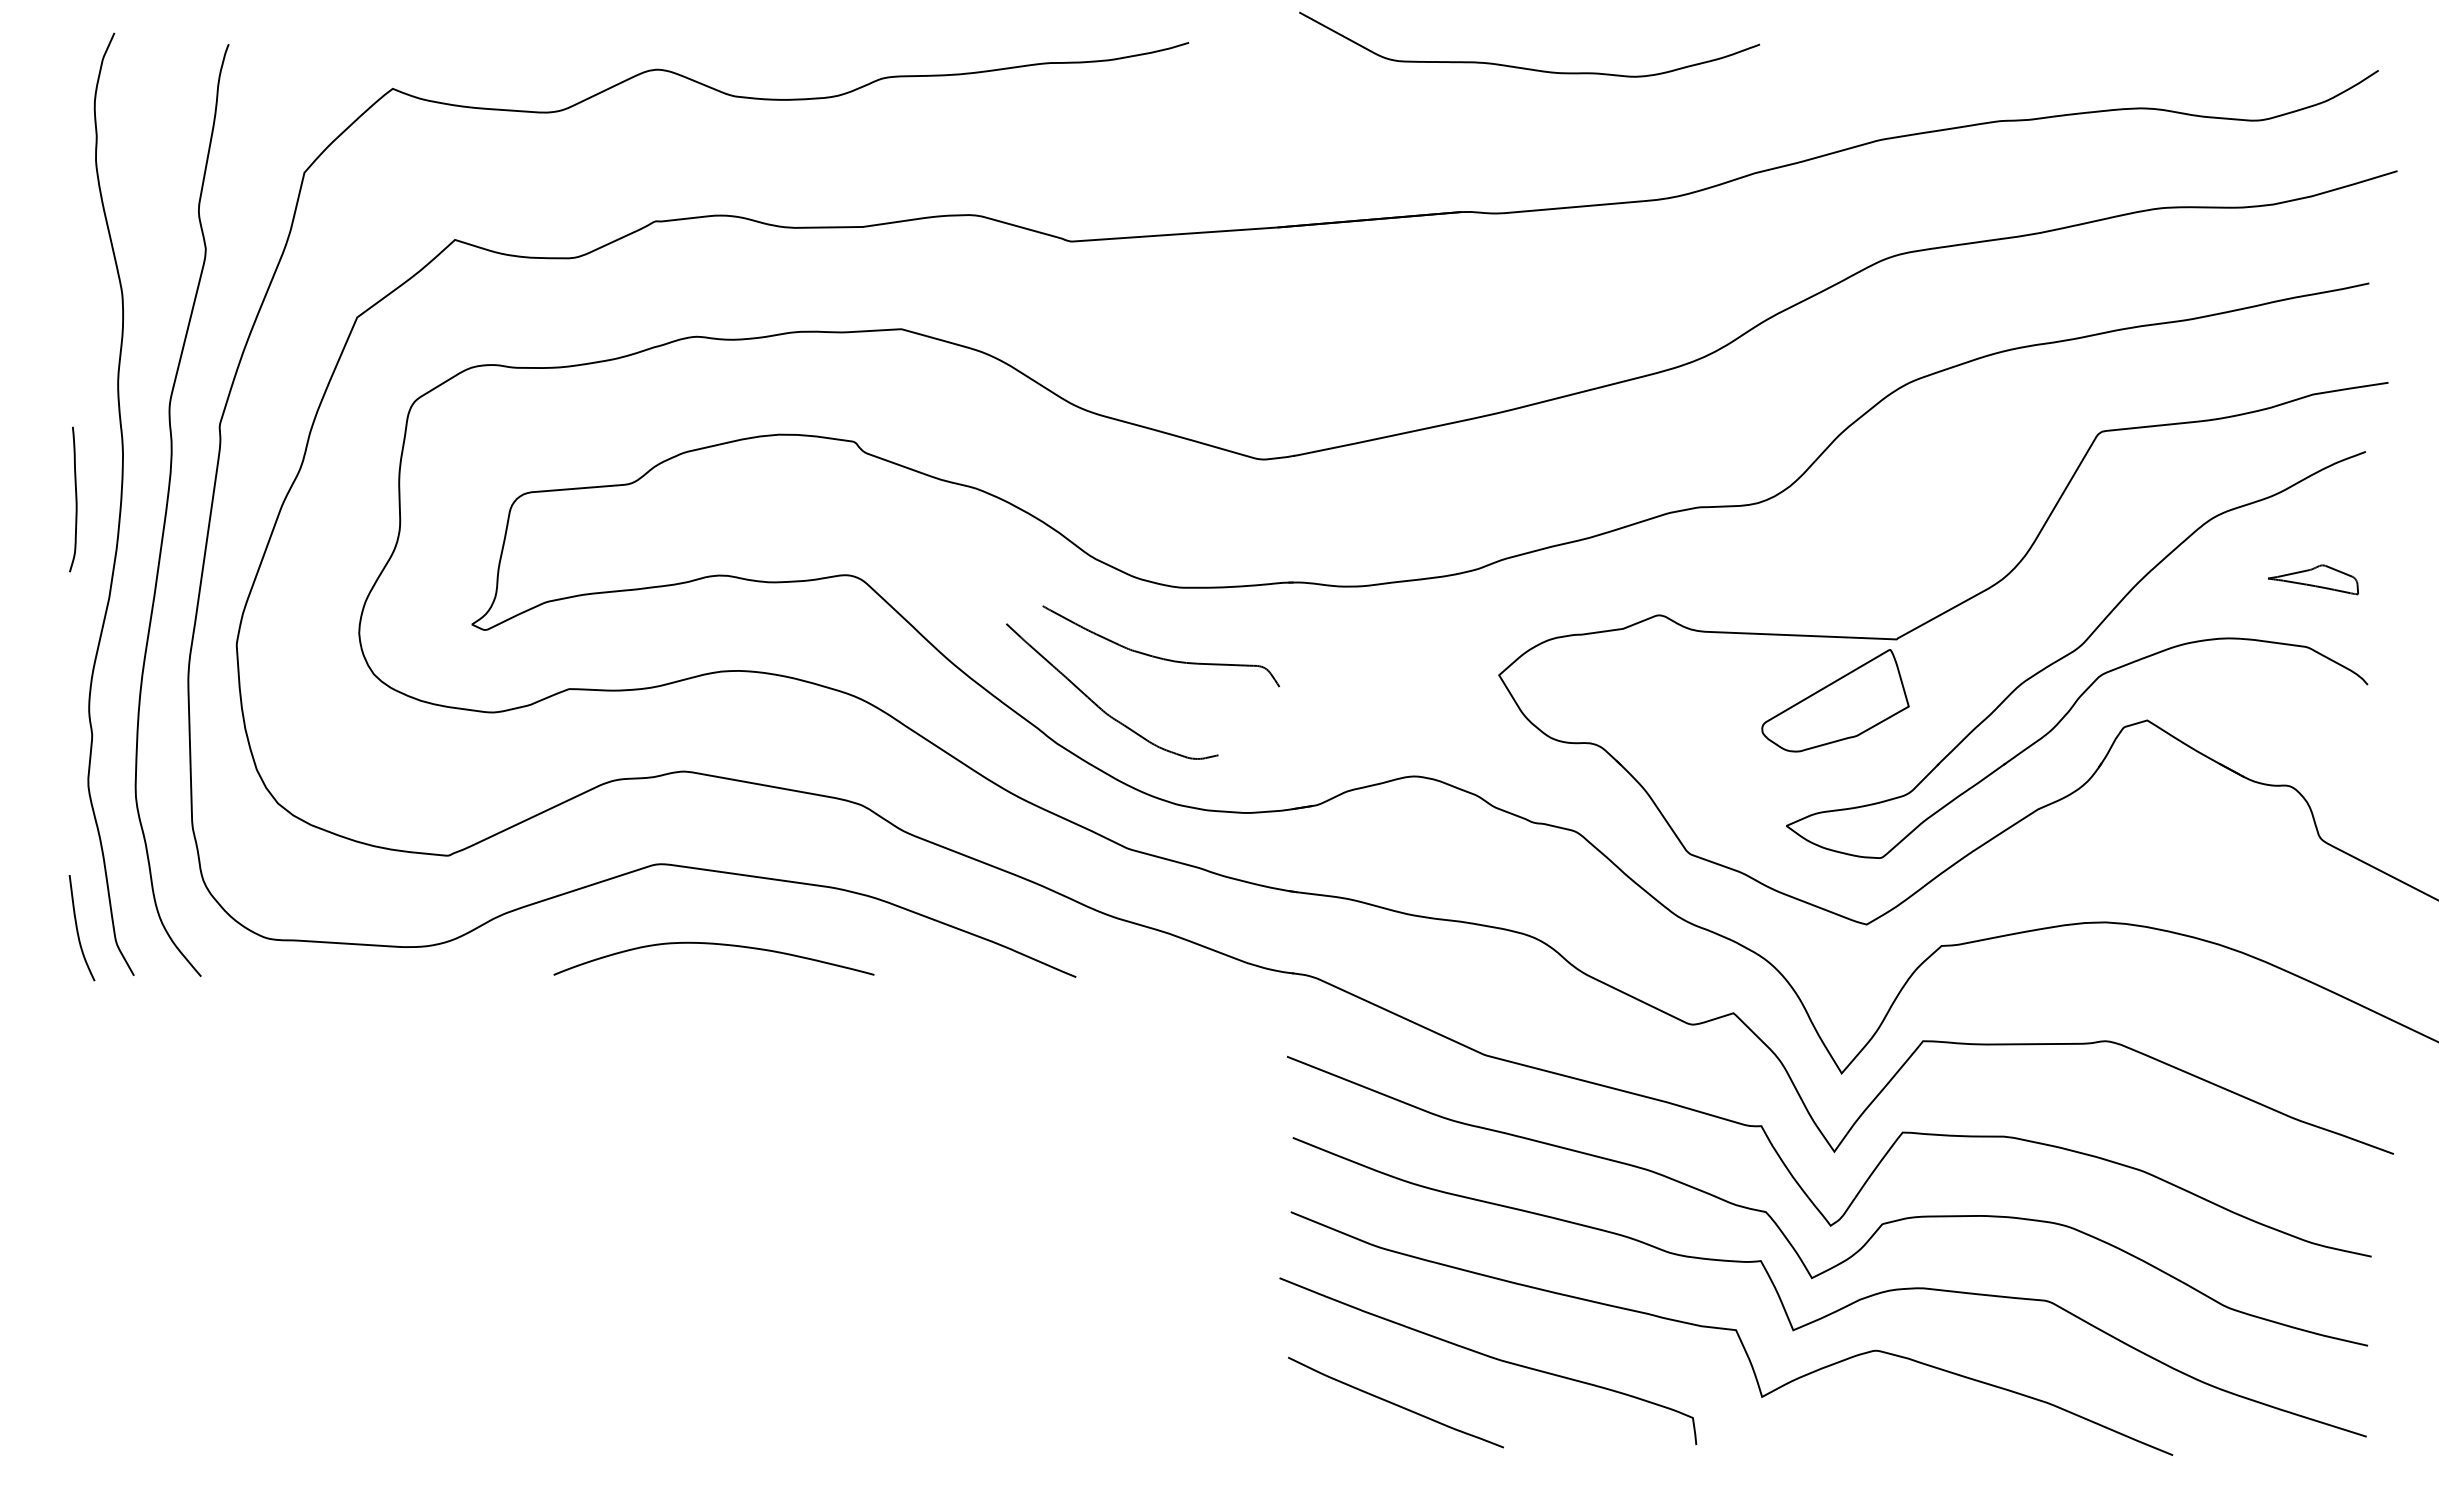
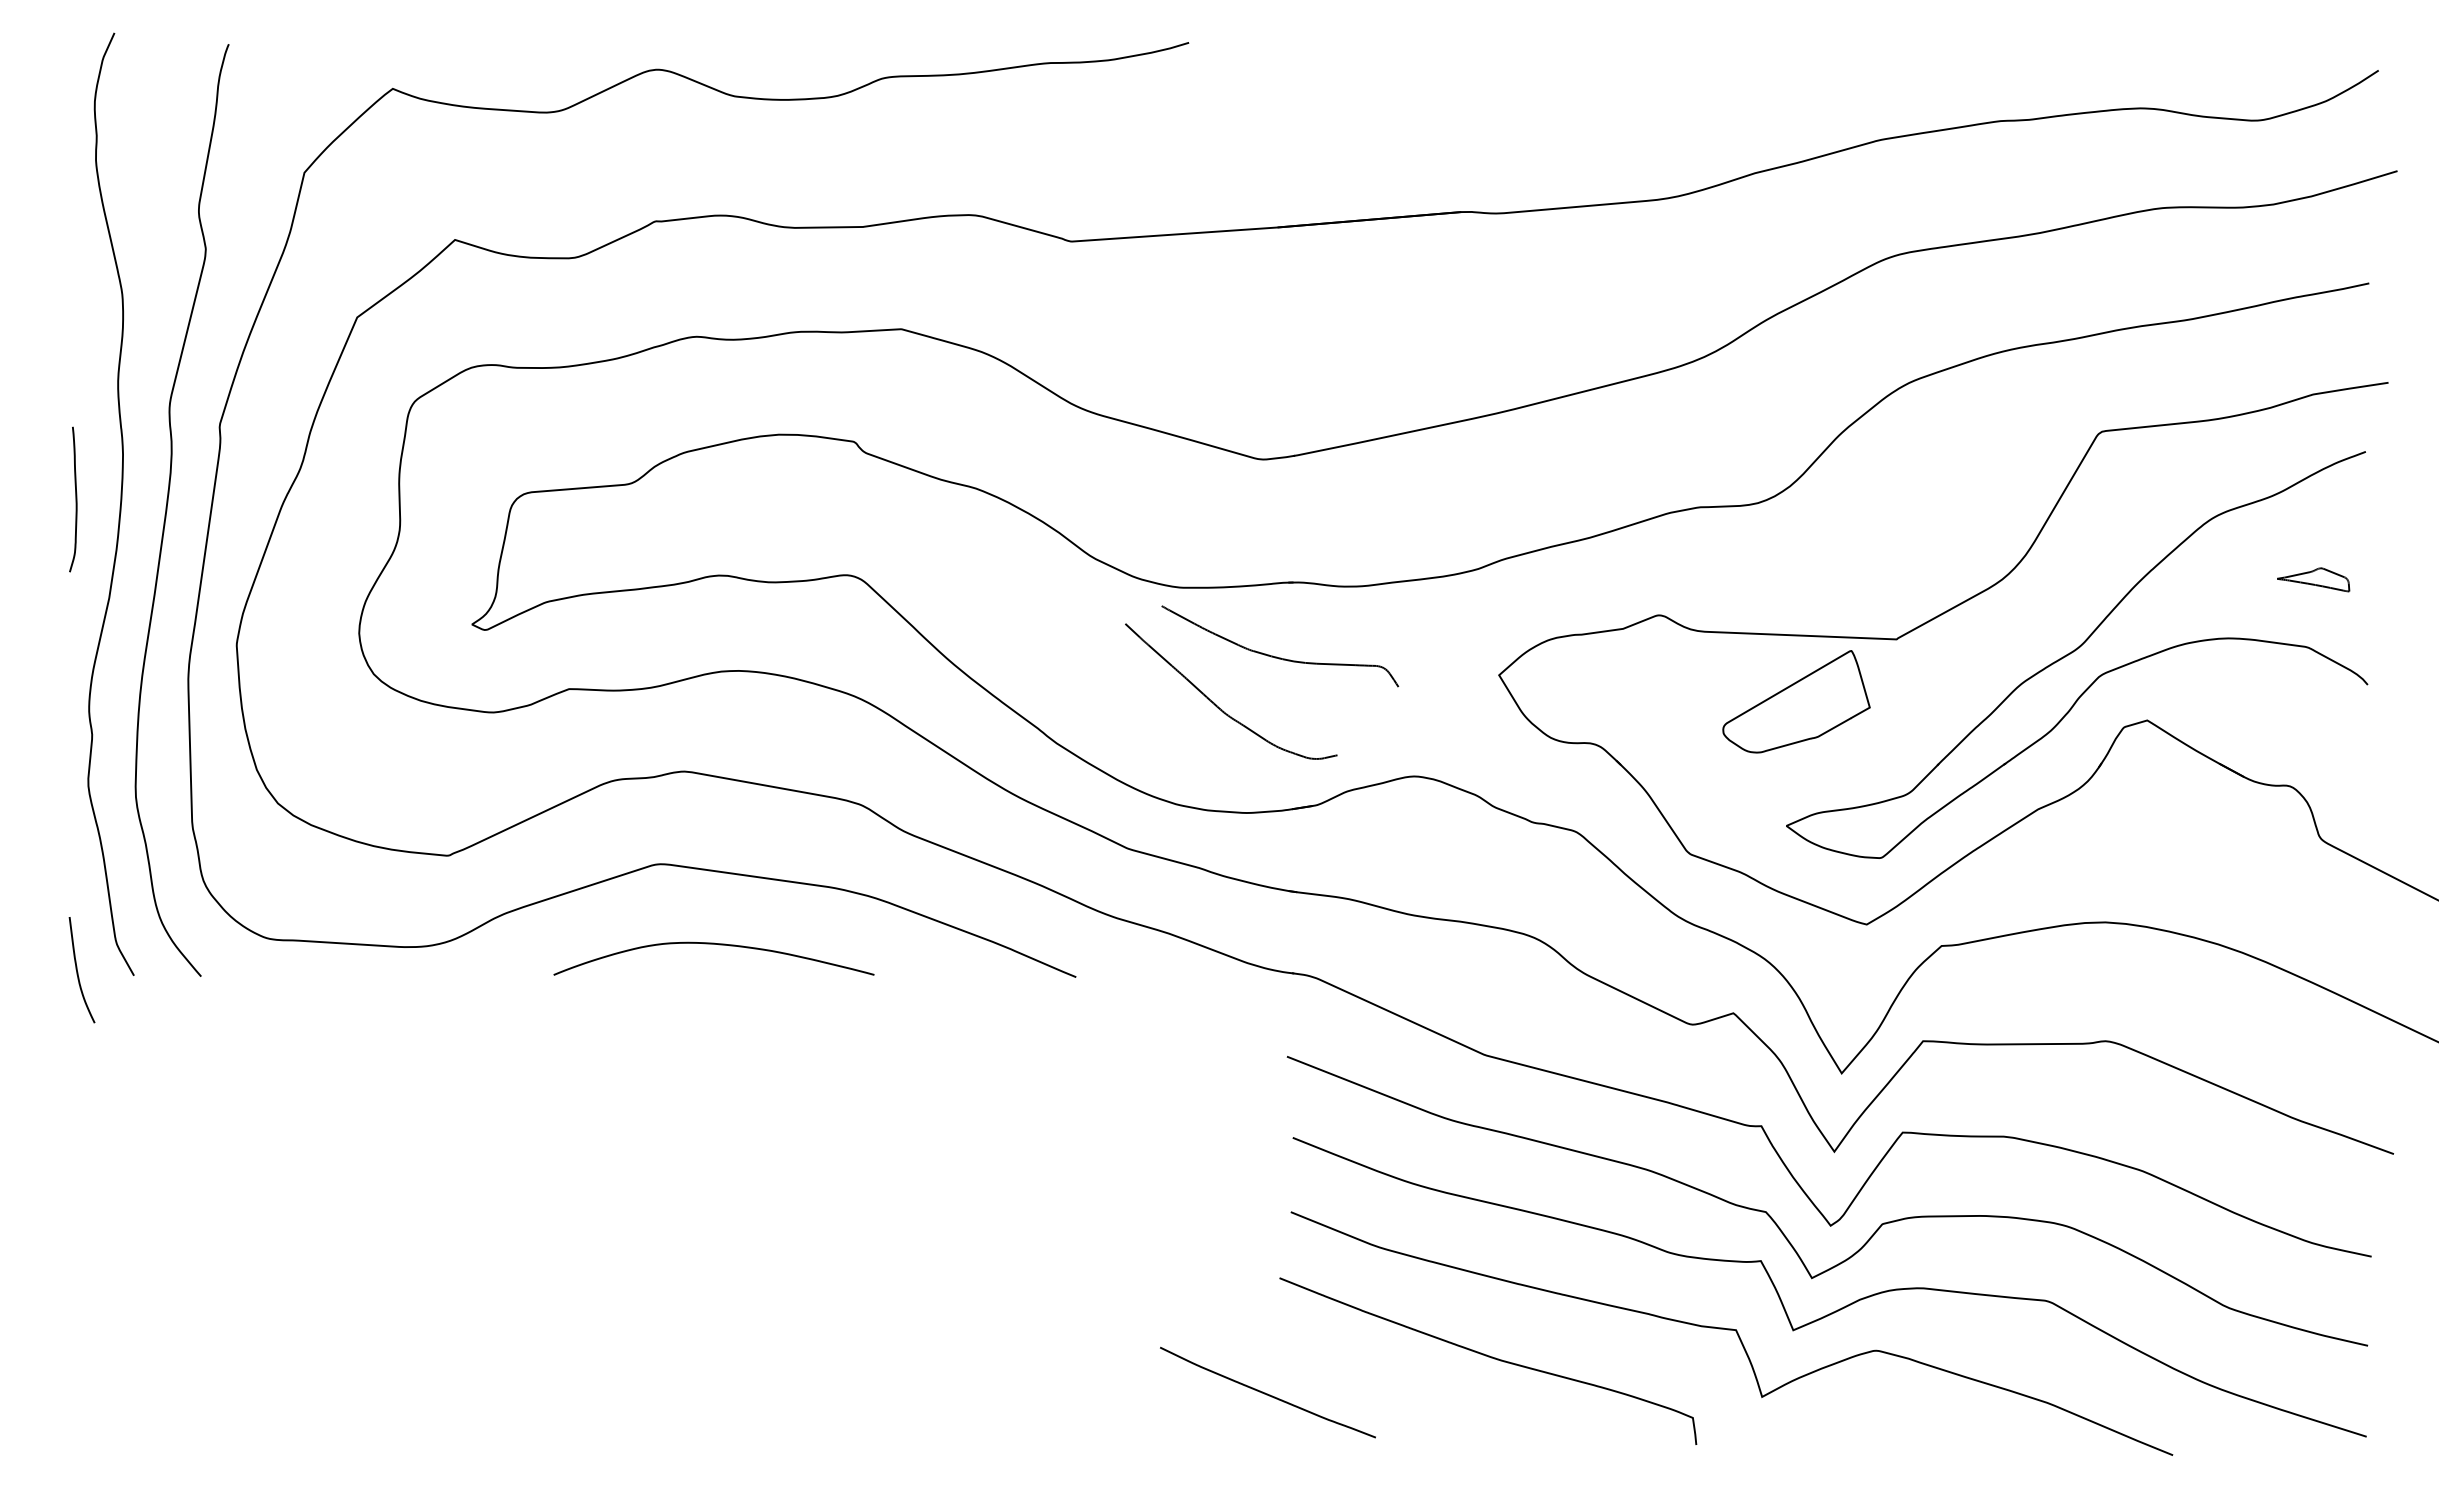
curve: present -> none (1525, 67)
part size: 92x32 px -> 74x26 px (2313, 579)
part position: (1148, 656) -> (1267, 656) (1267, 656)
part position: (1835, 700) -> (1796, 701) (1796, 701)
curve position: (78, 930) -> (78, 972) (78, 972)
curve position: (1395, 1403) -> (1267, 1393) (1267, 1393)
